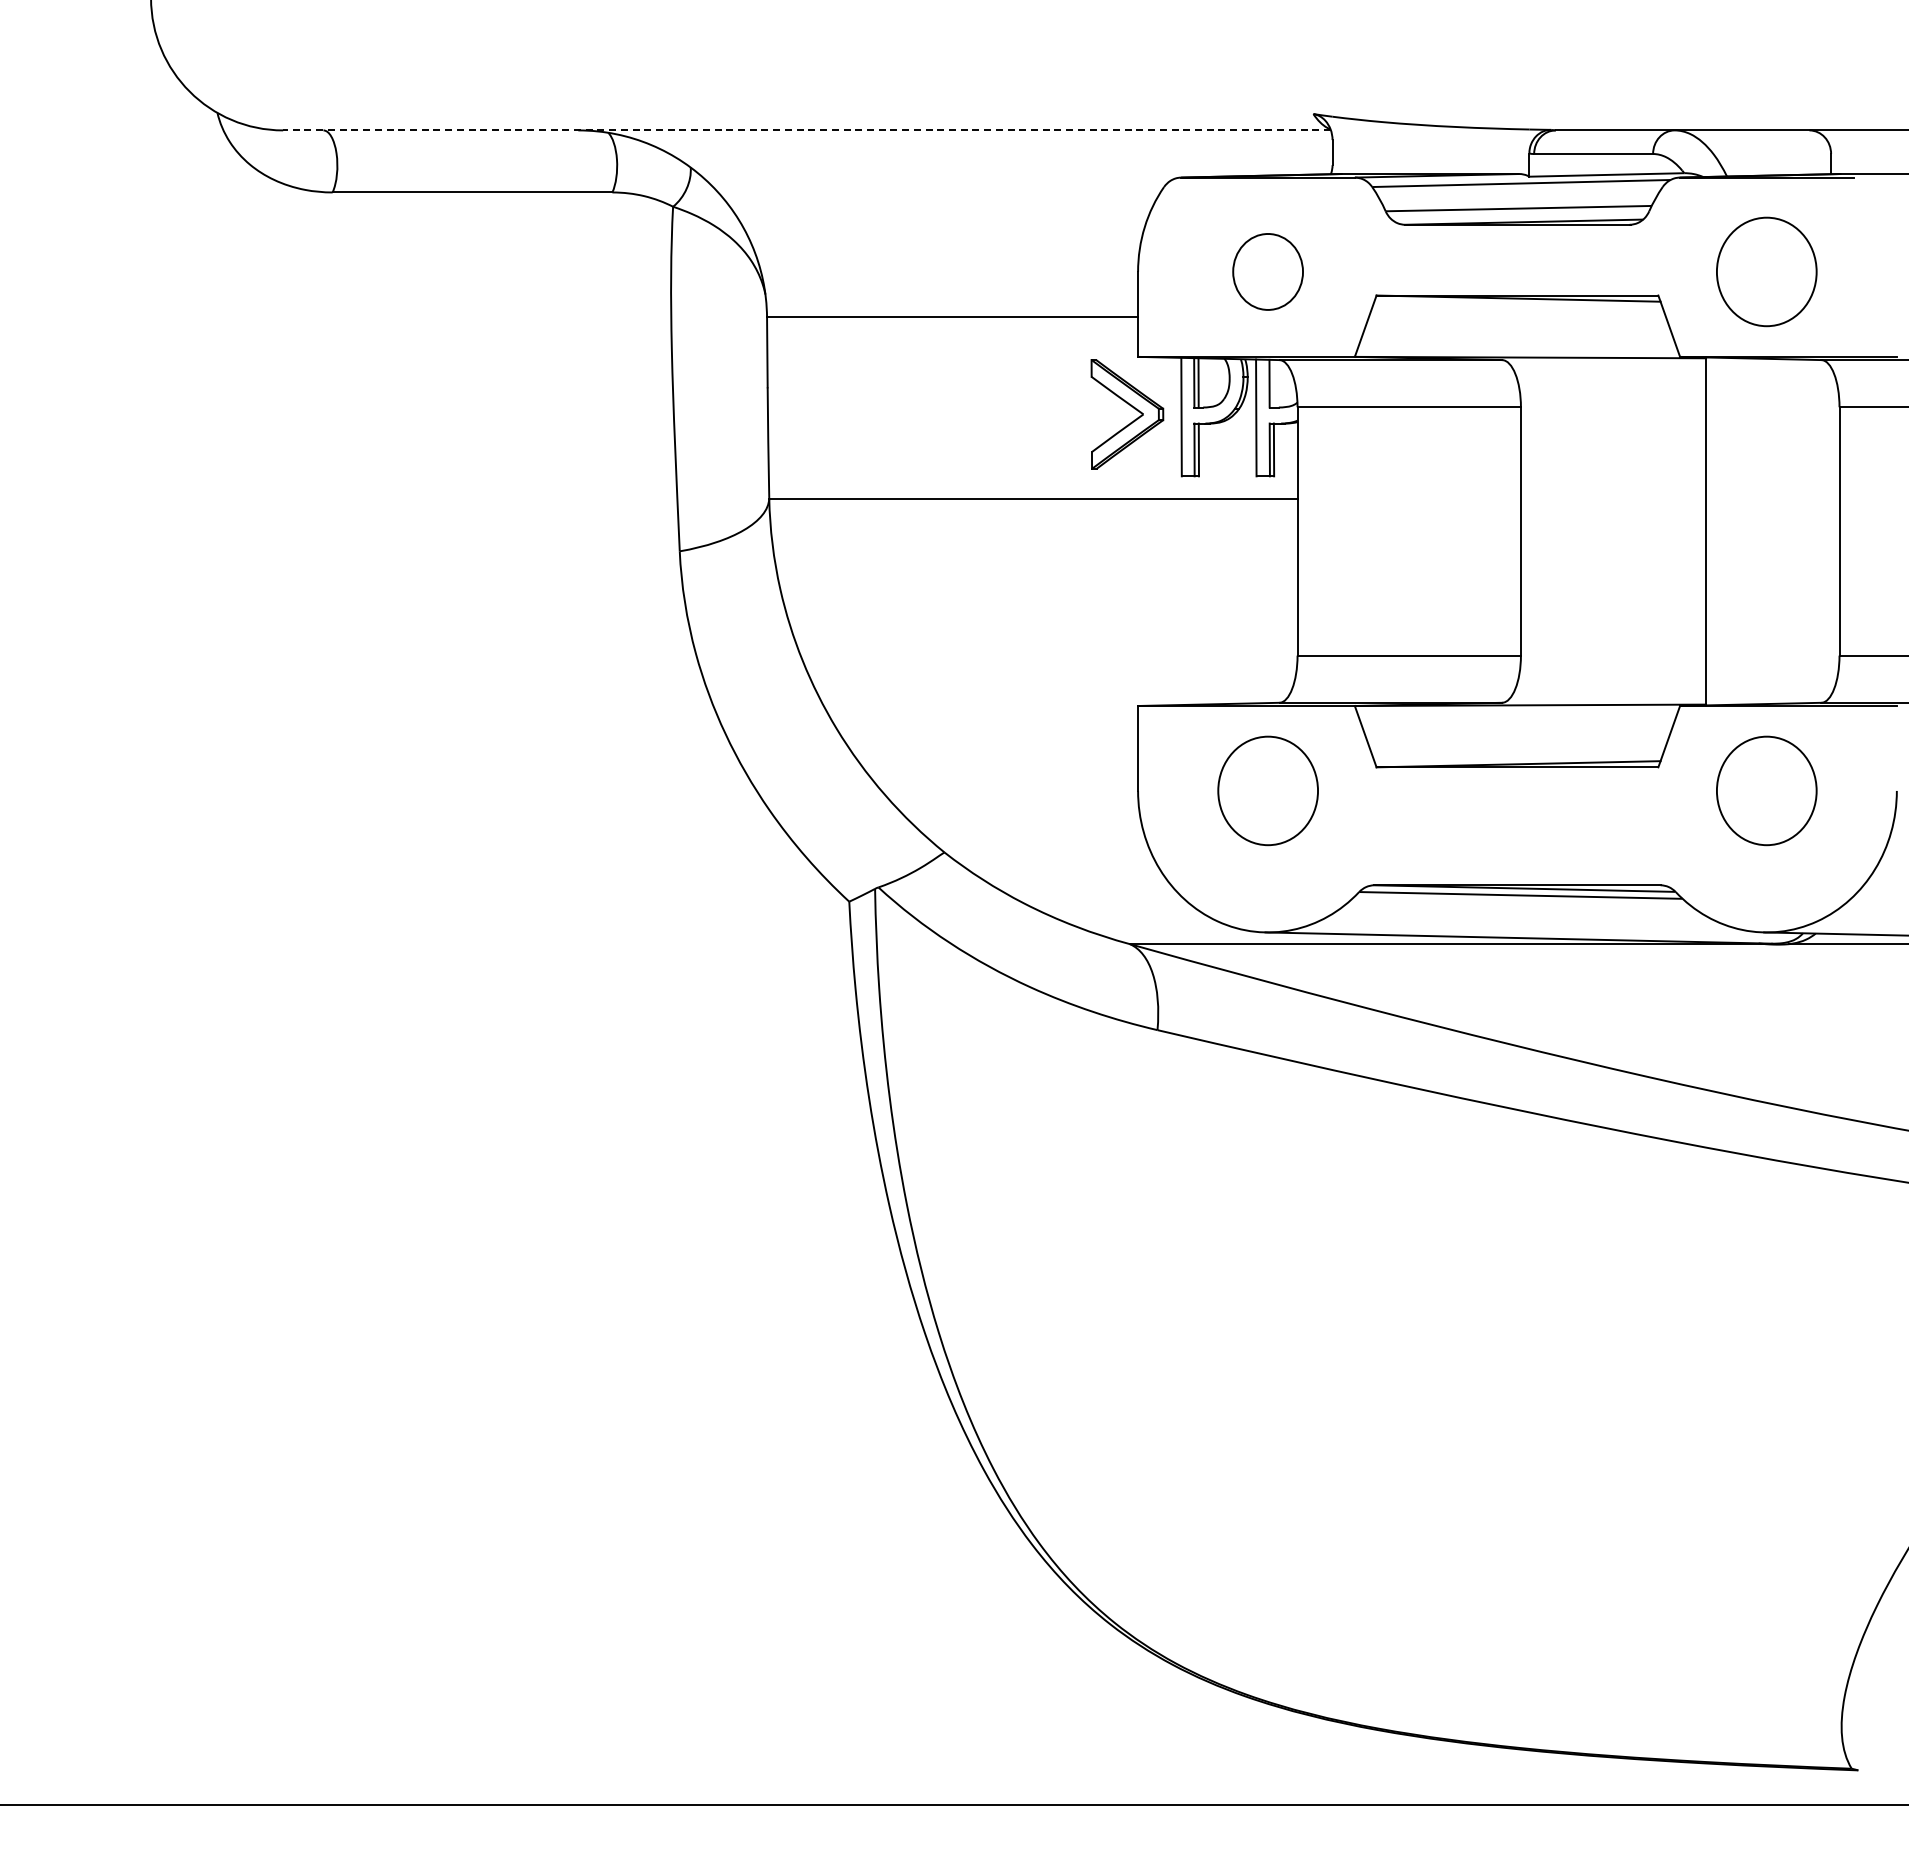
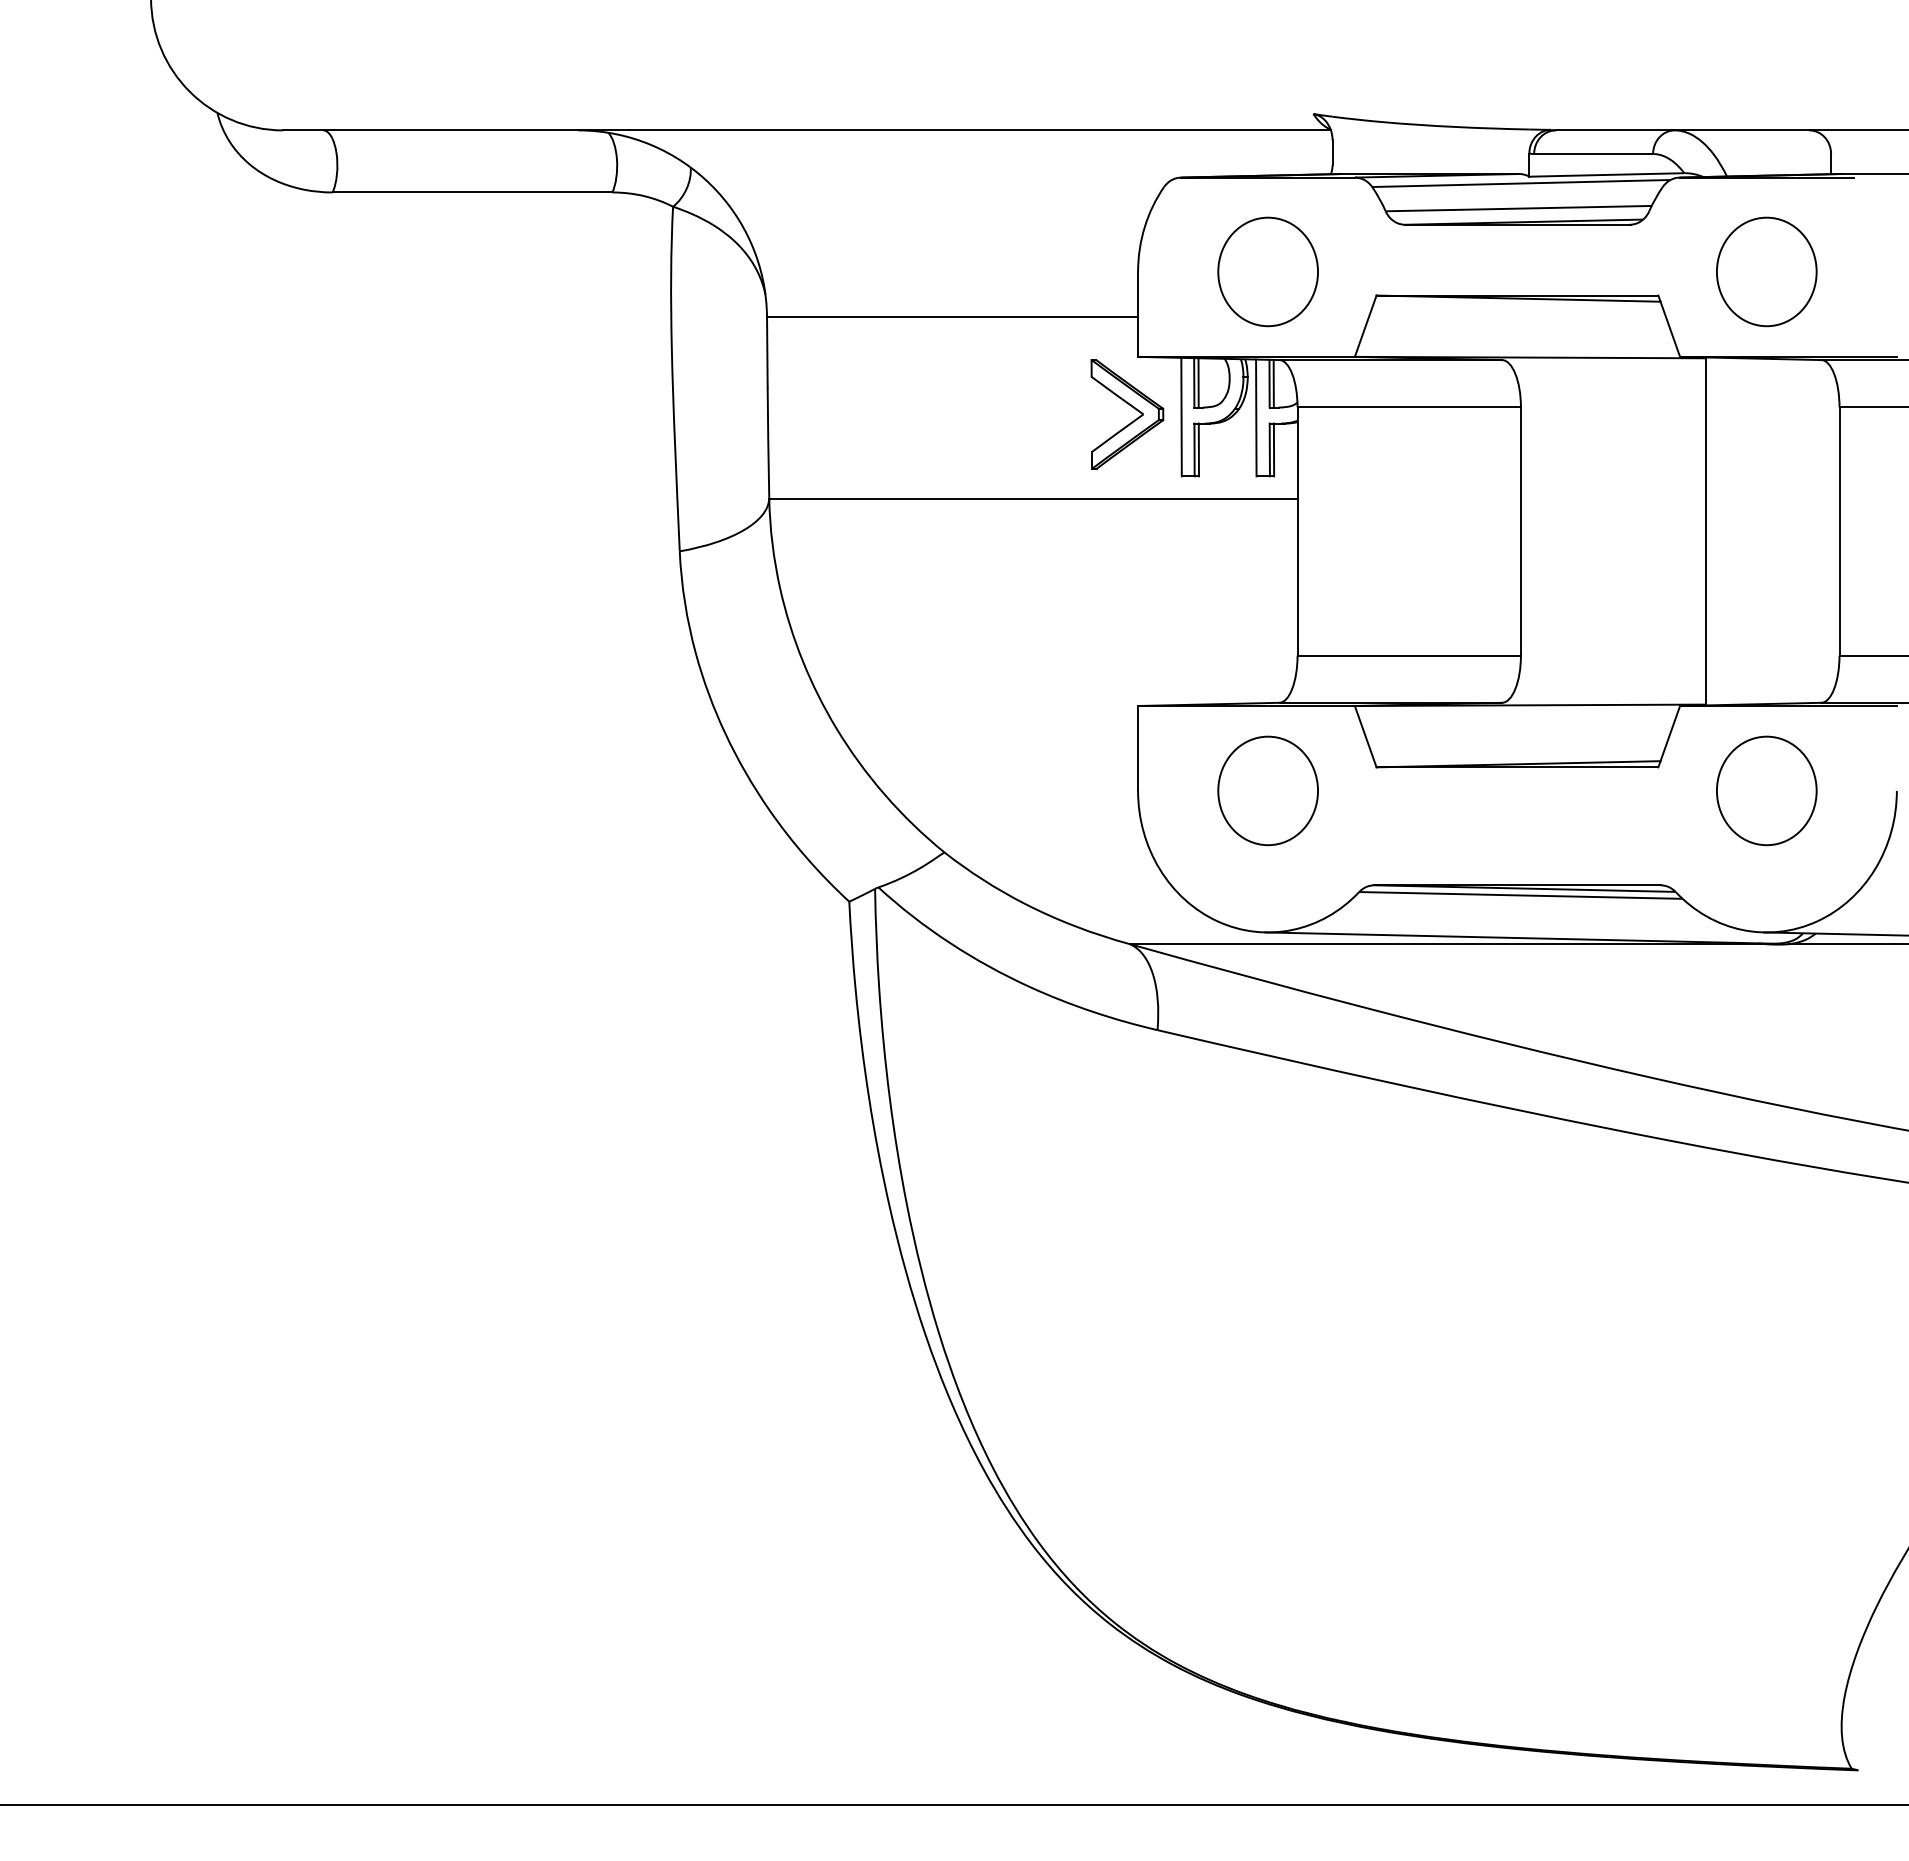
line: dashed -> solid (807, 130)
part size: 72x78 px -> 102x112 px (1267, 271)
line: none -> present (1273, 383)
